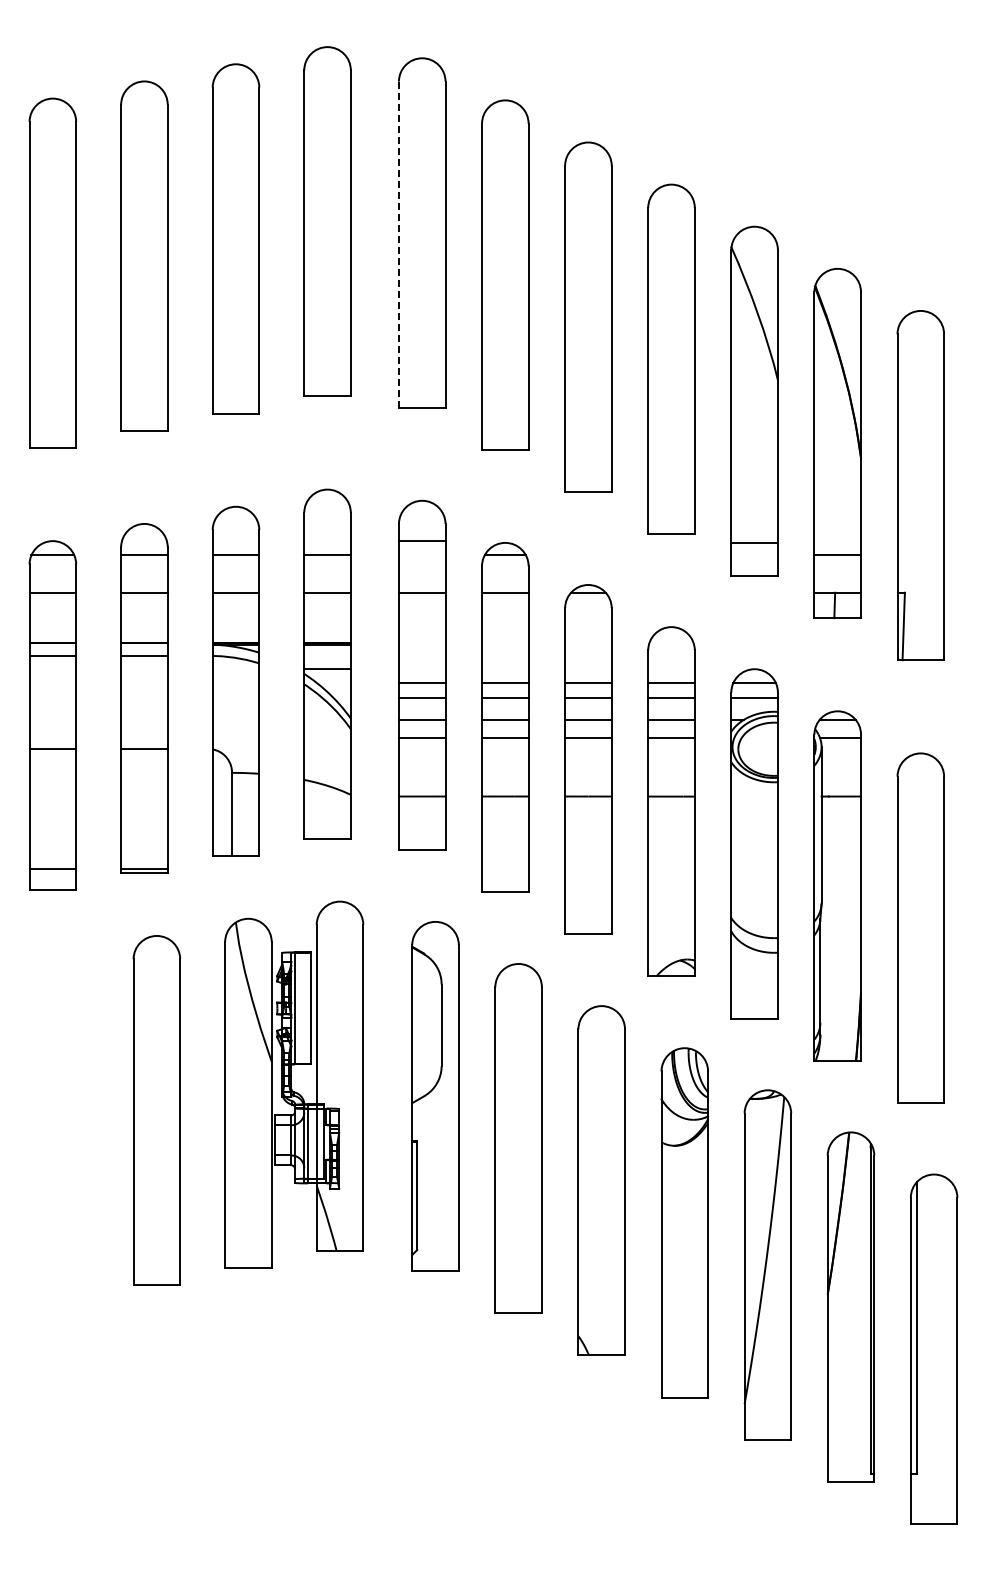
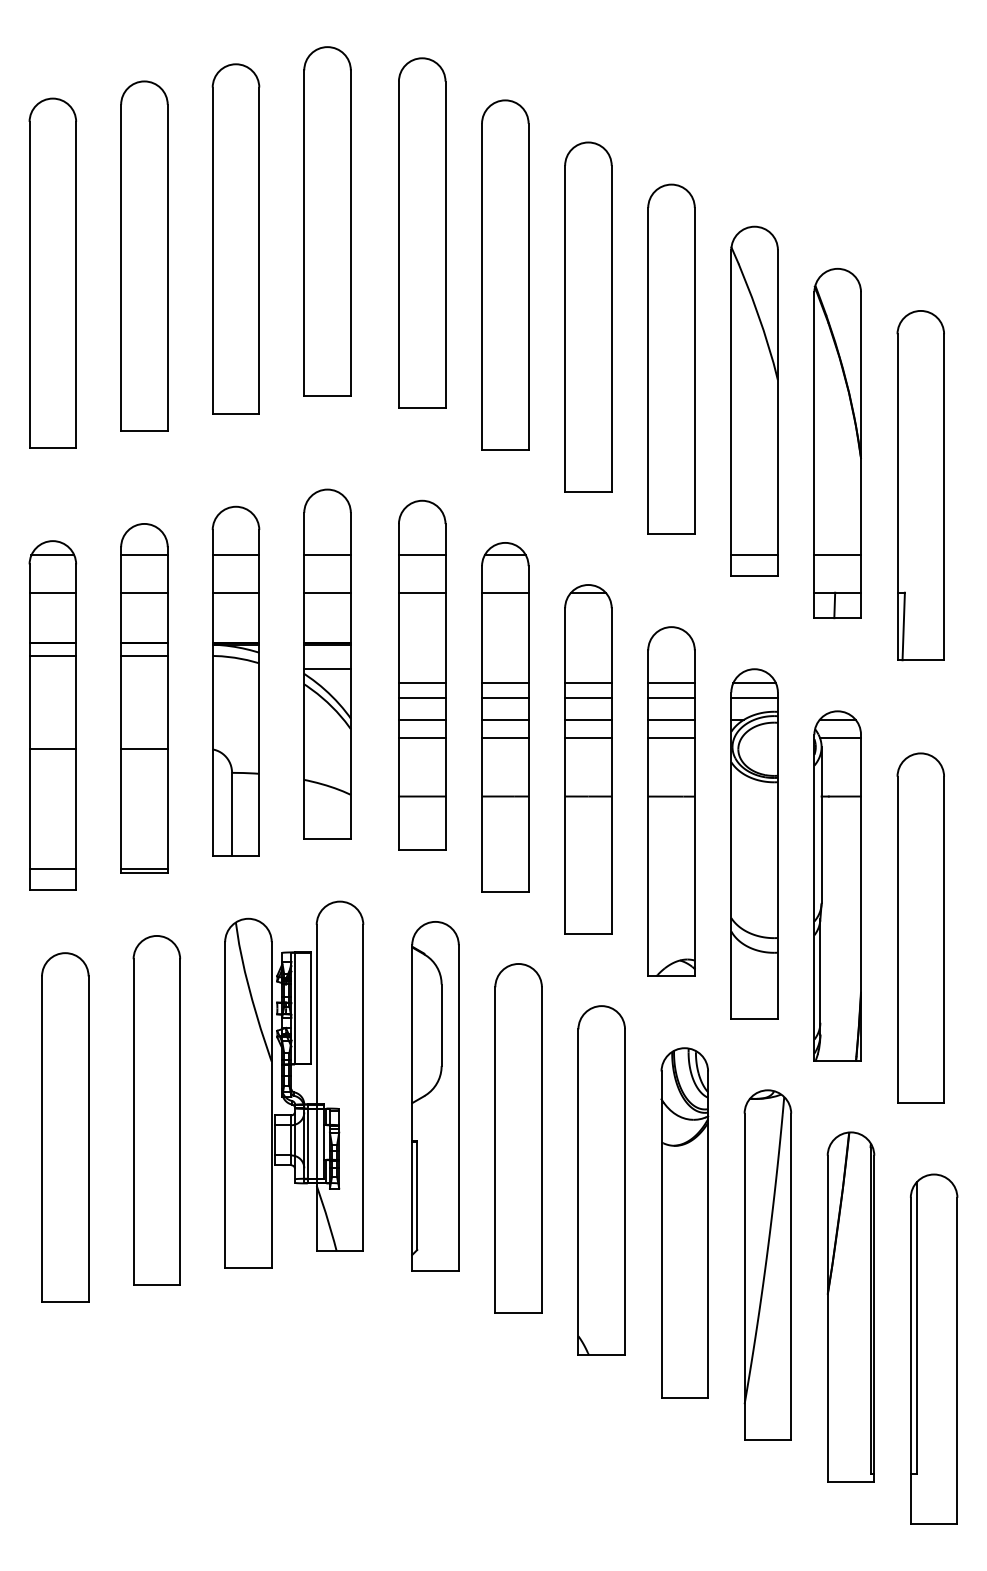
line: dashed -> solid (398, 244)
line position: (421, 541) -> (421, 555) (421, 555)
line position: (754, 543) -> (754, 555) (754, 555)
part: none -> present (65, 1127)
